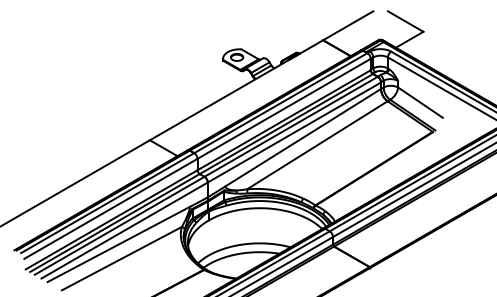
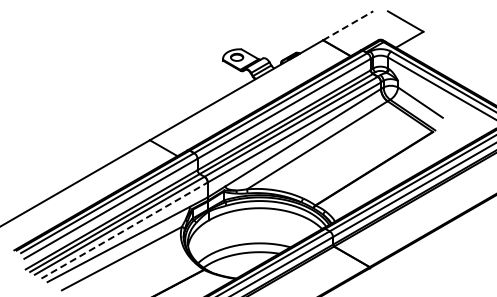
line: solid -> dashed (348, 25)
line: solid -> dashed (125, 230)
